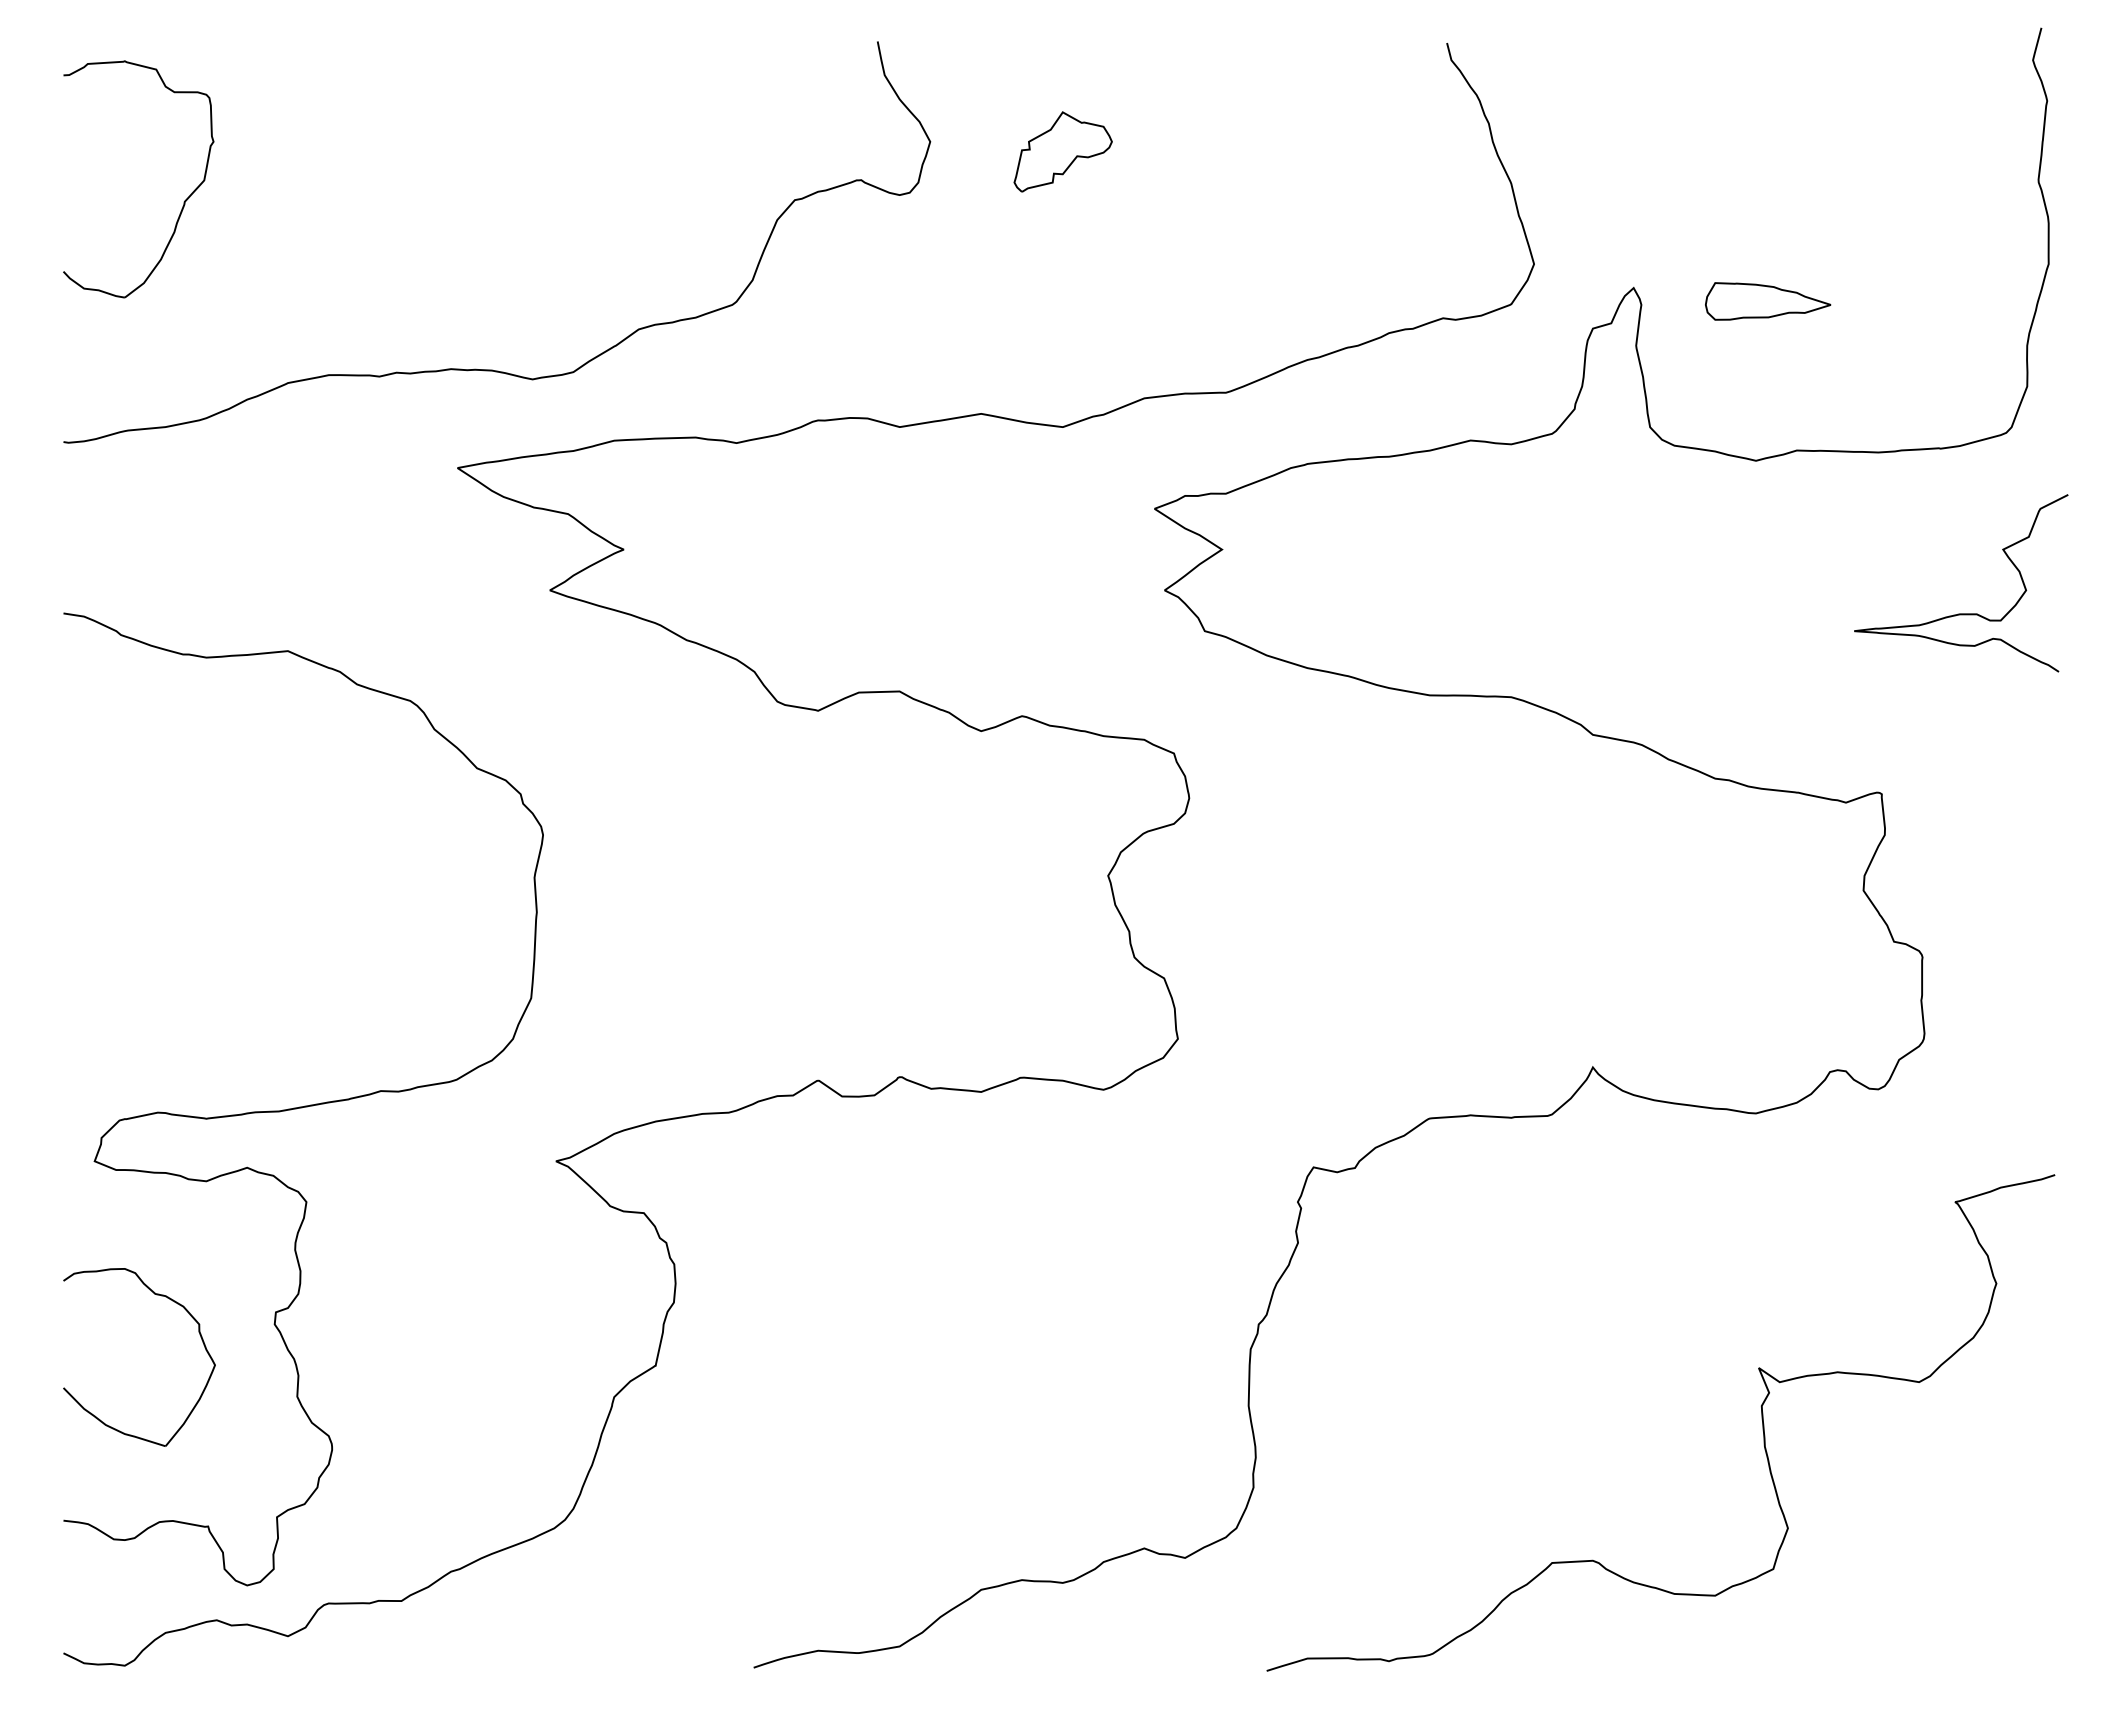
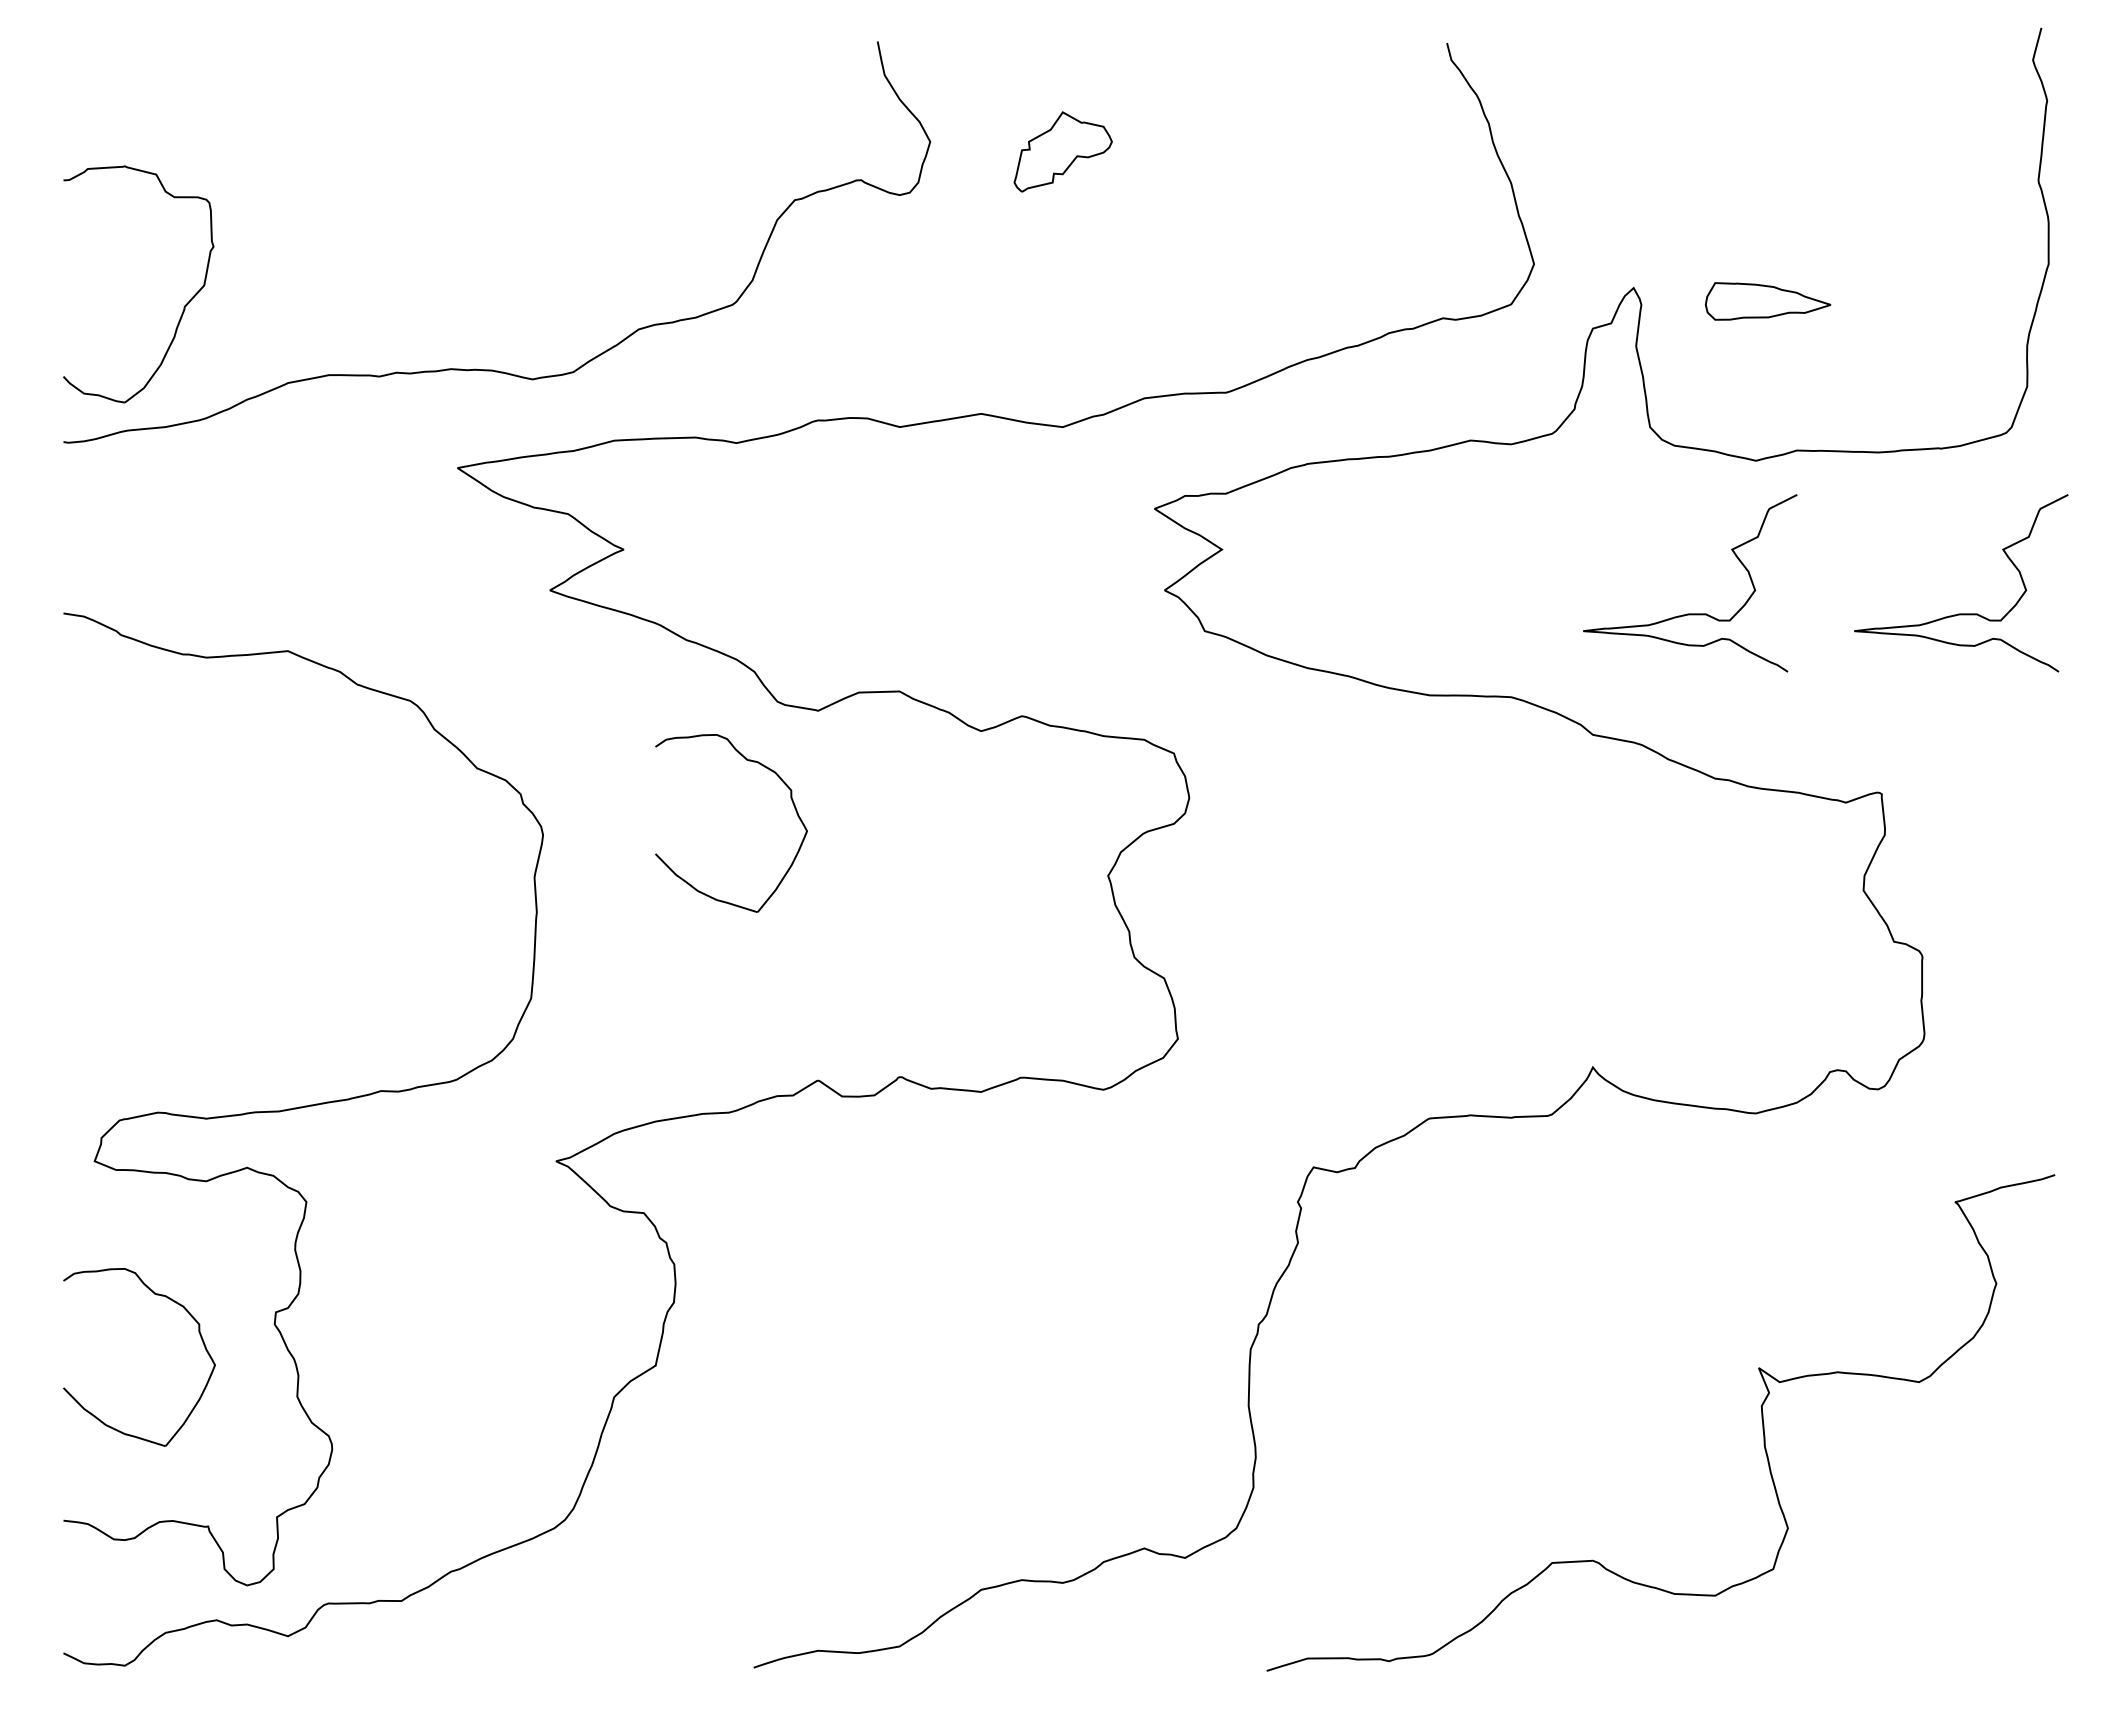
part position: (183, 202) -> (183, 307) (183, 307)
curve: none -> present (1690, 613)
part: none -> present (790, 798)
